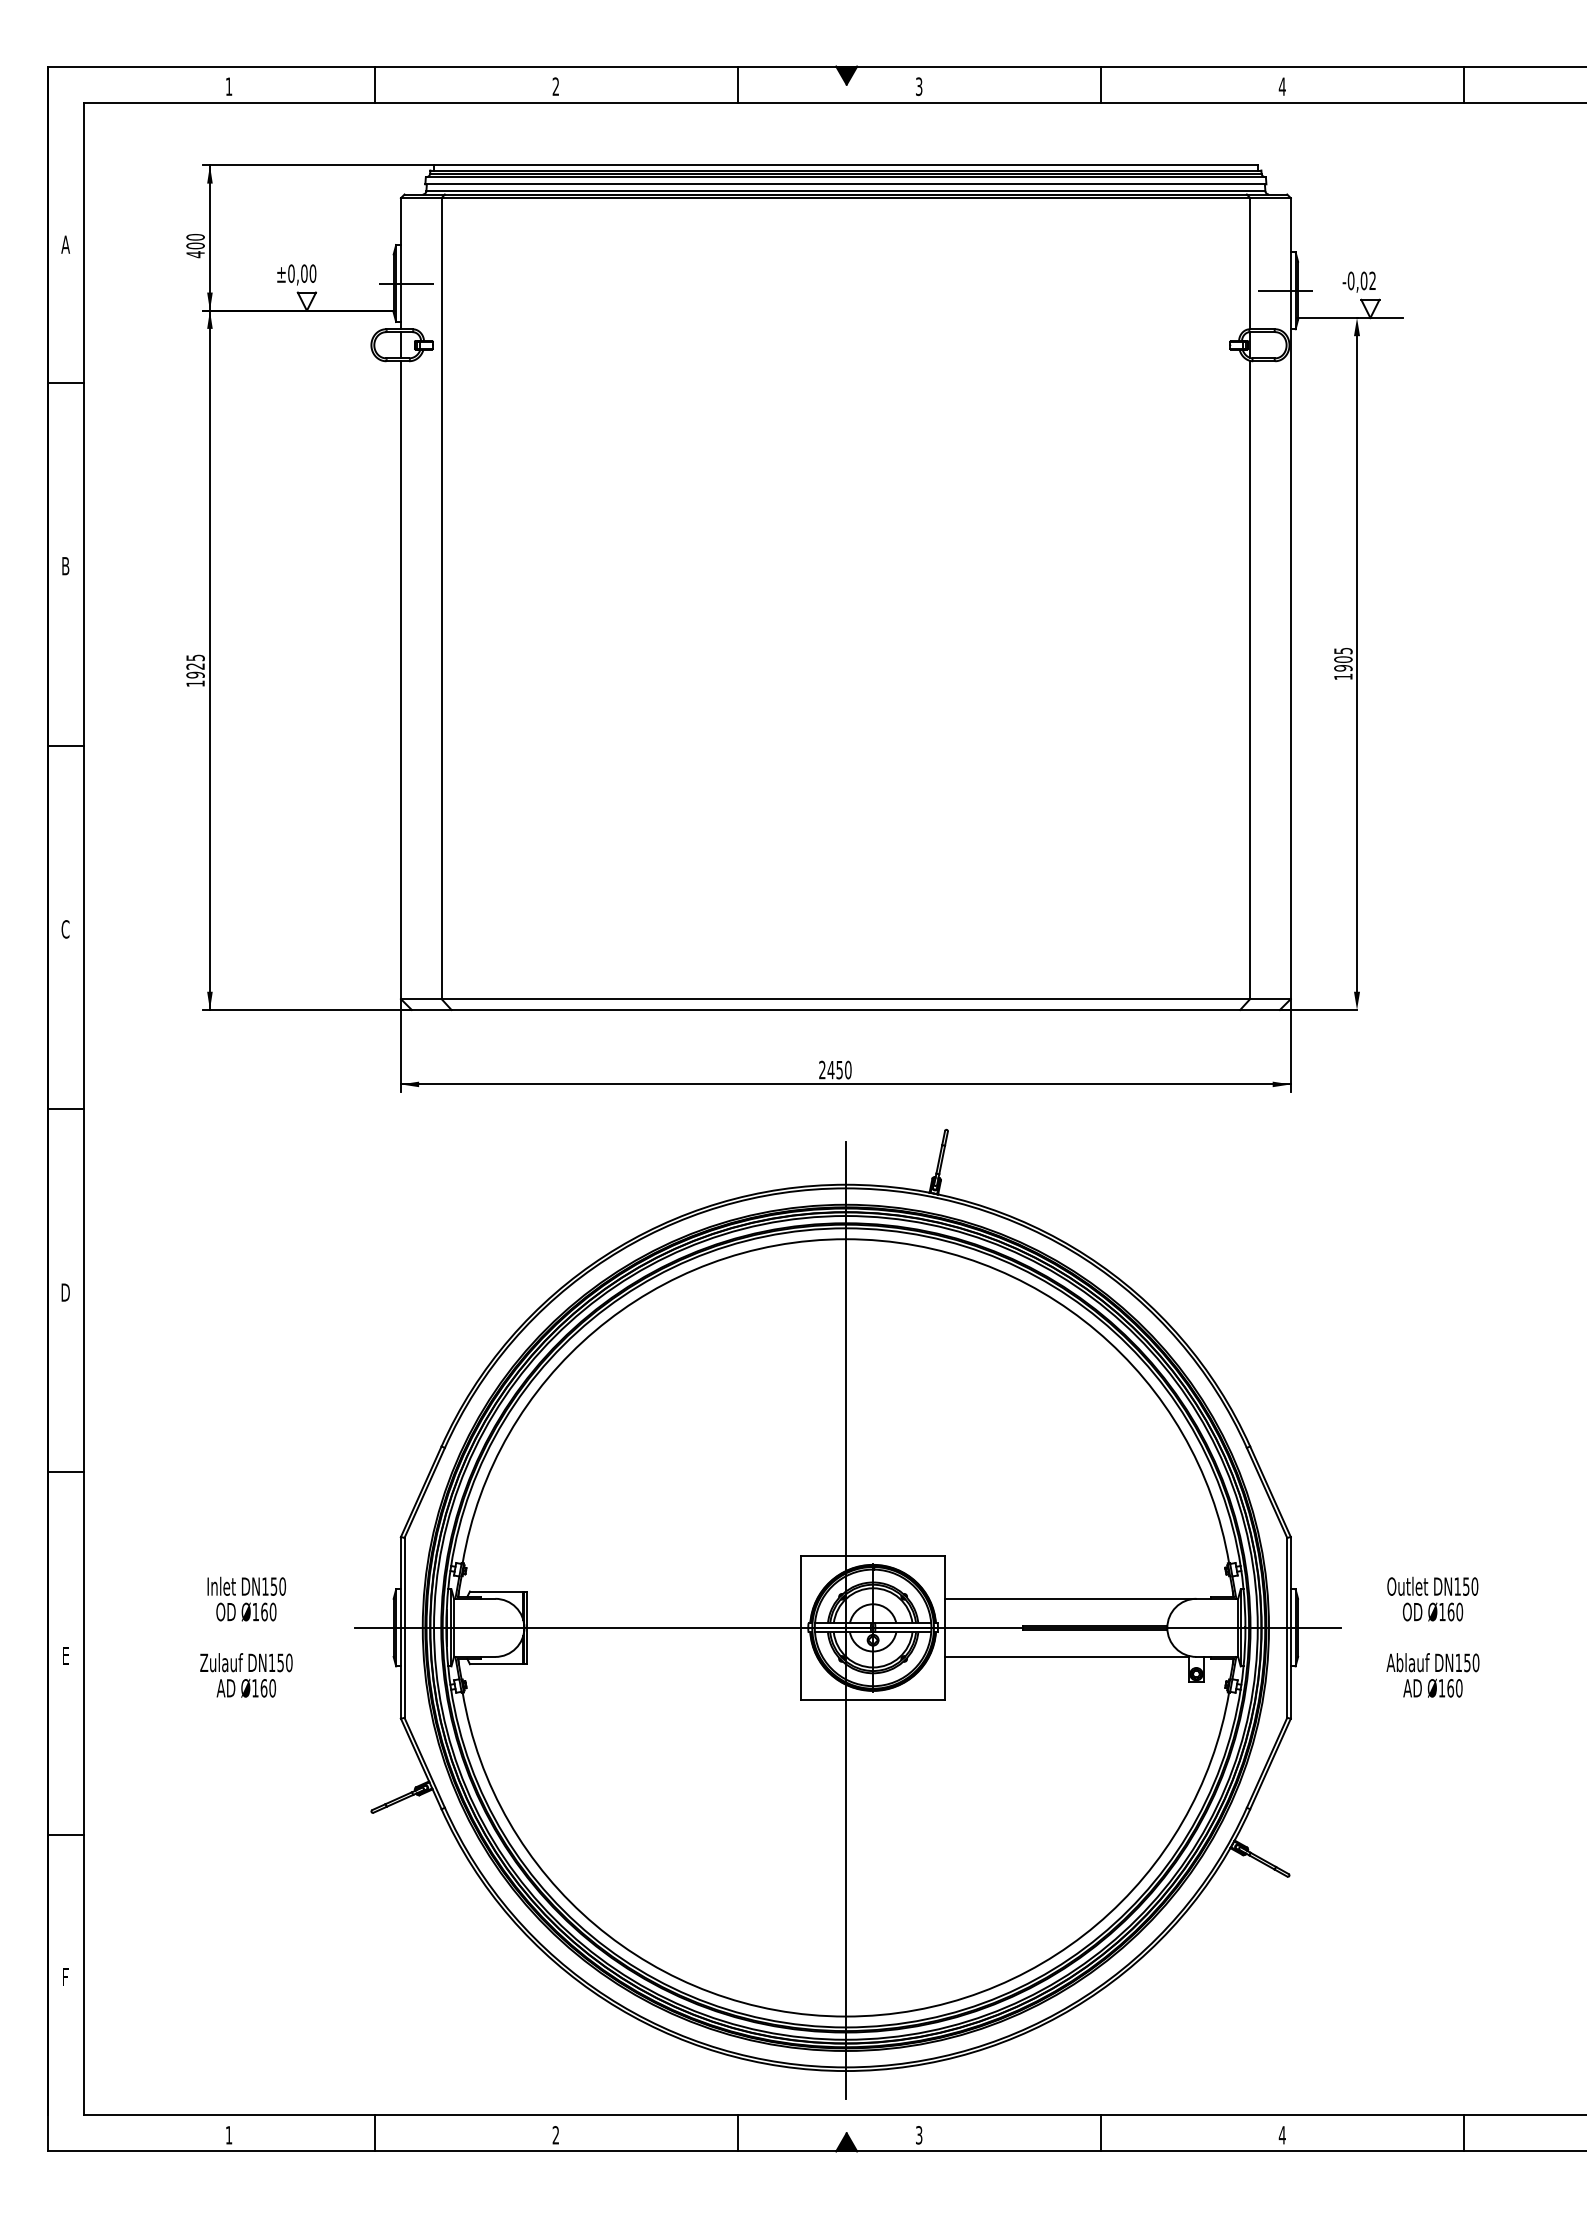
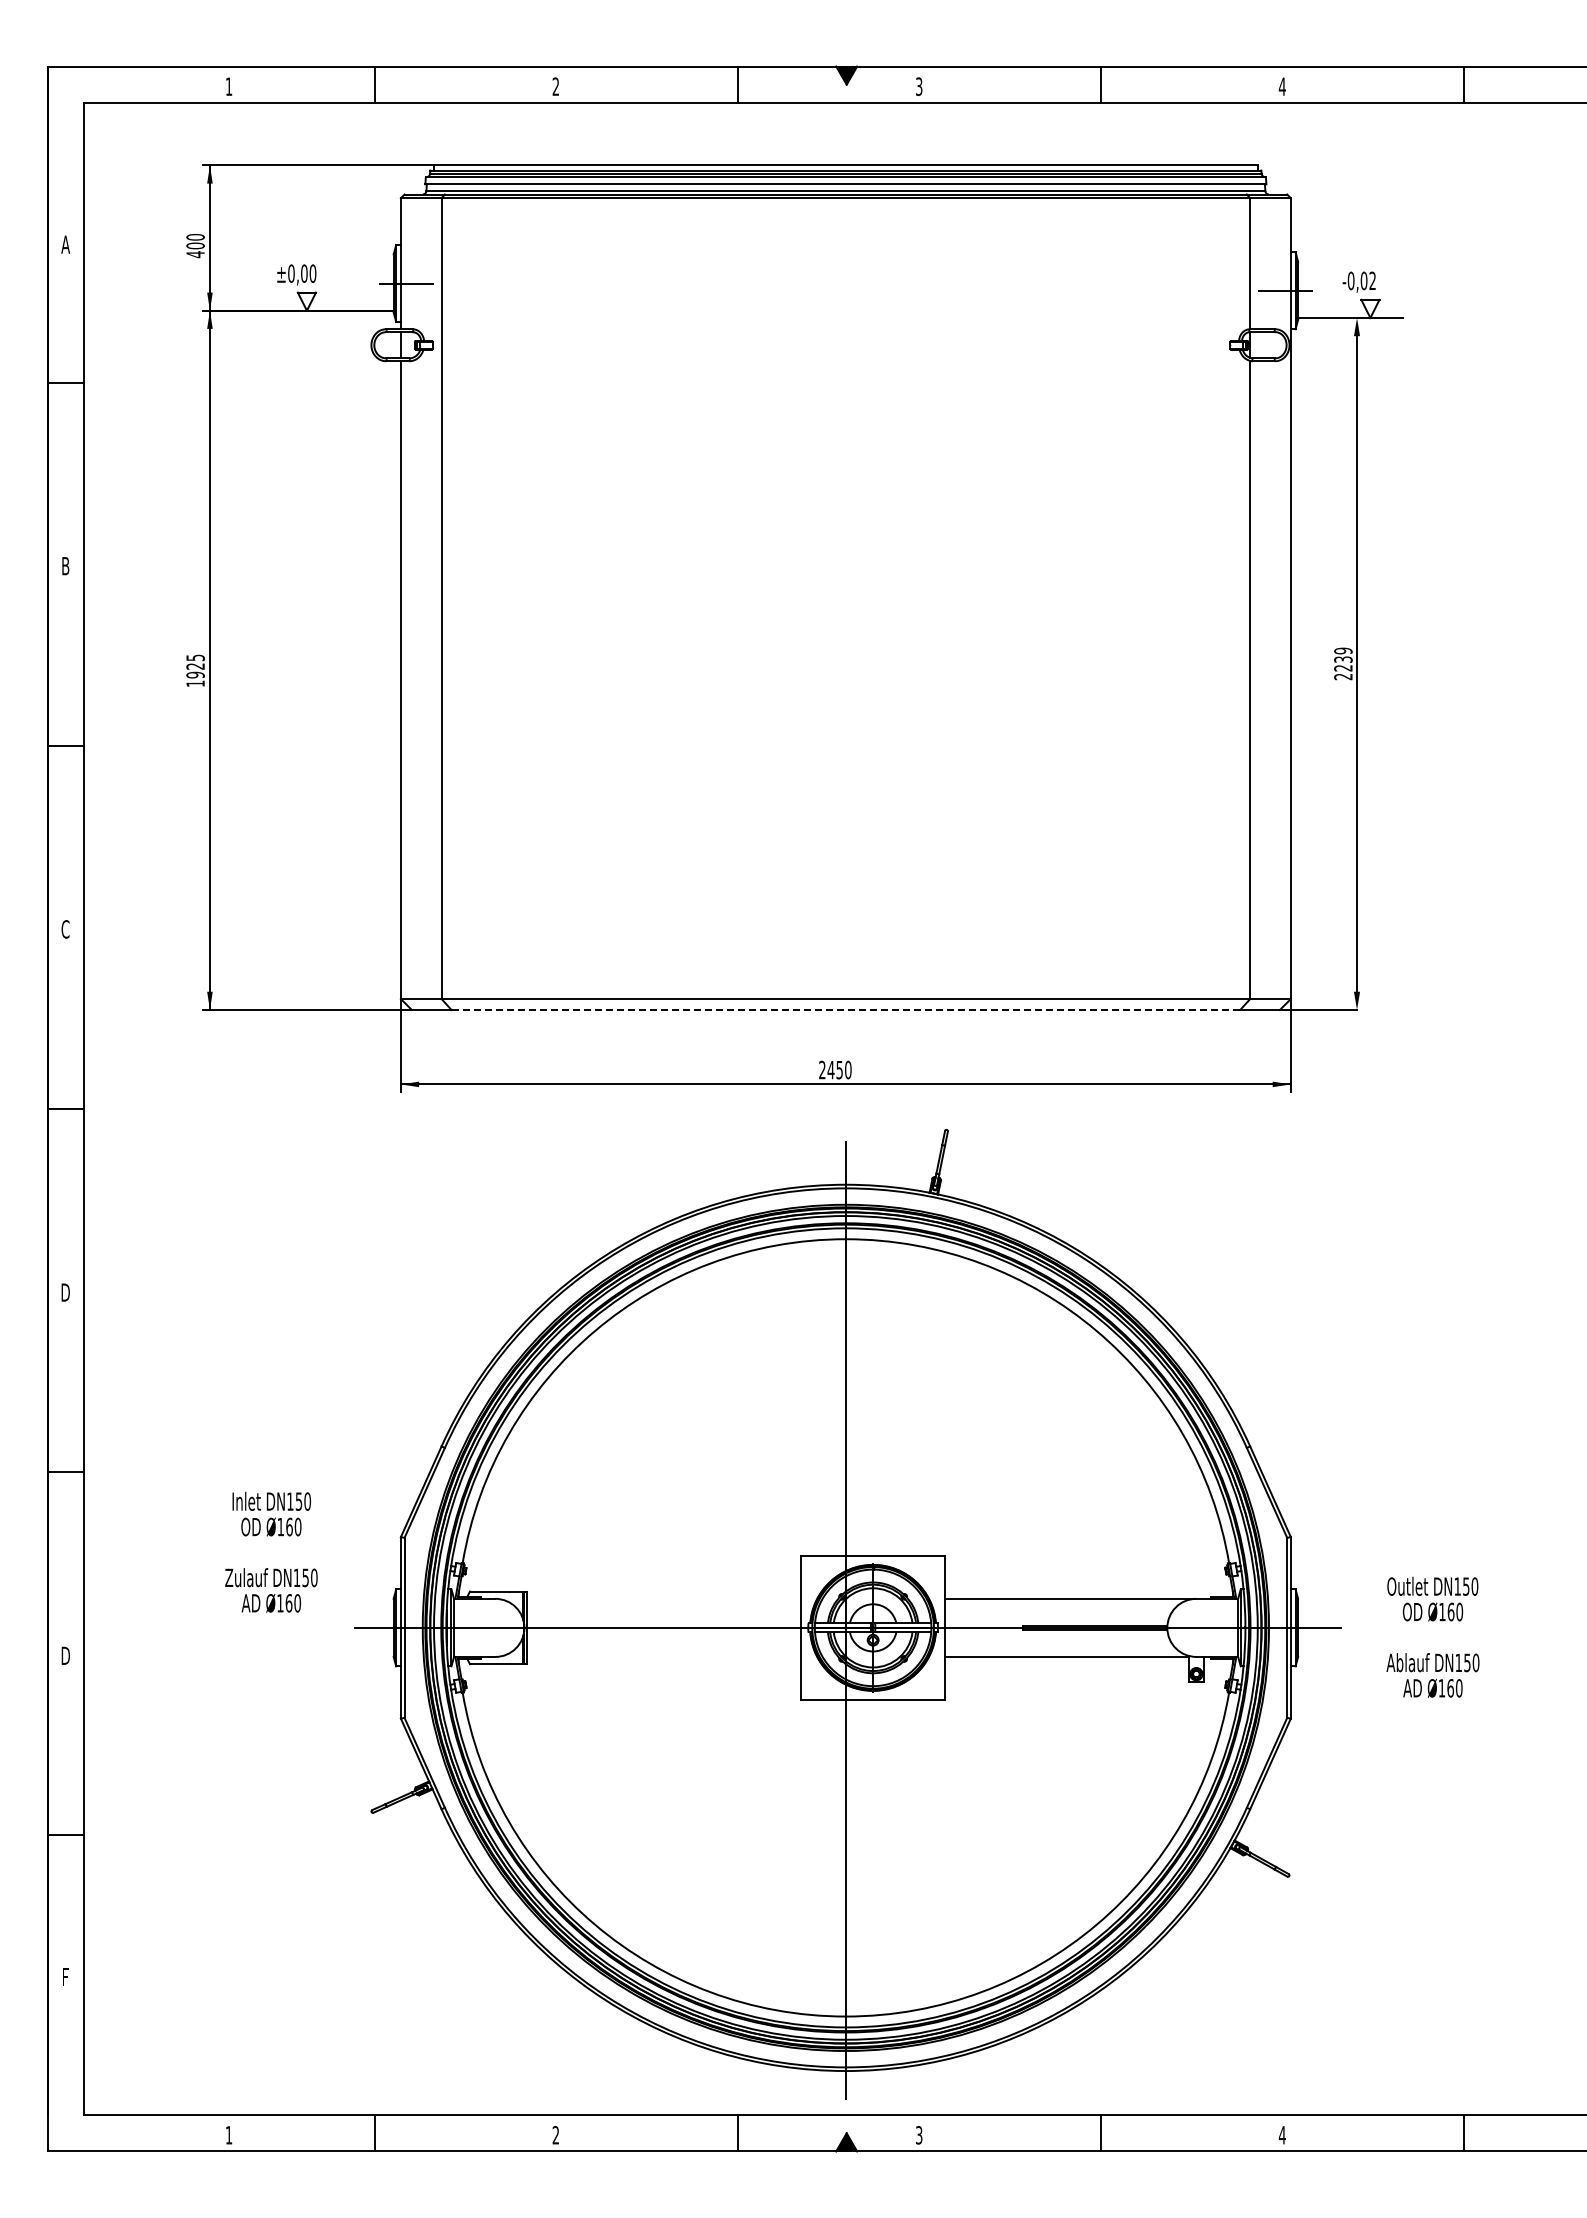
text: 1905 -> 2239 (1343, 663)
line: solid -> dashed (845, 1009)
text position: (246, 1636) -> (271, 1551) (271, 1551)
text: E -> D (65, 1655)
